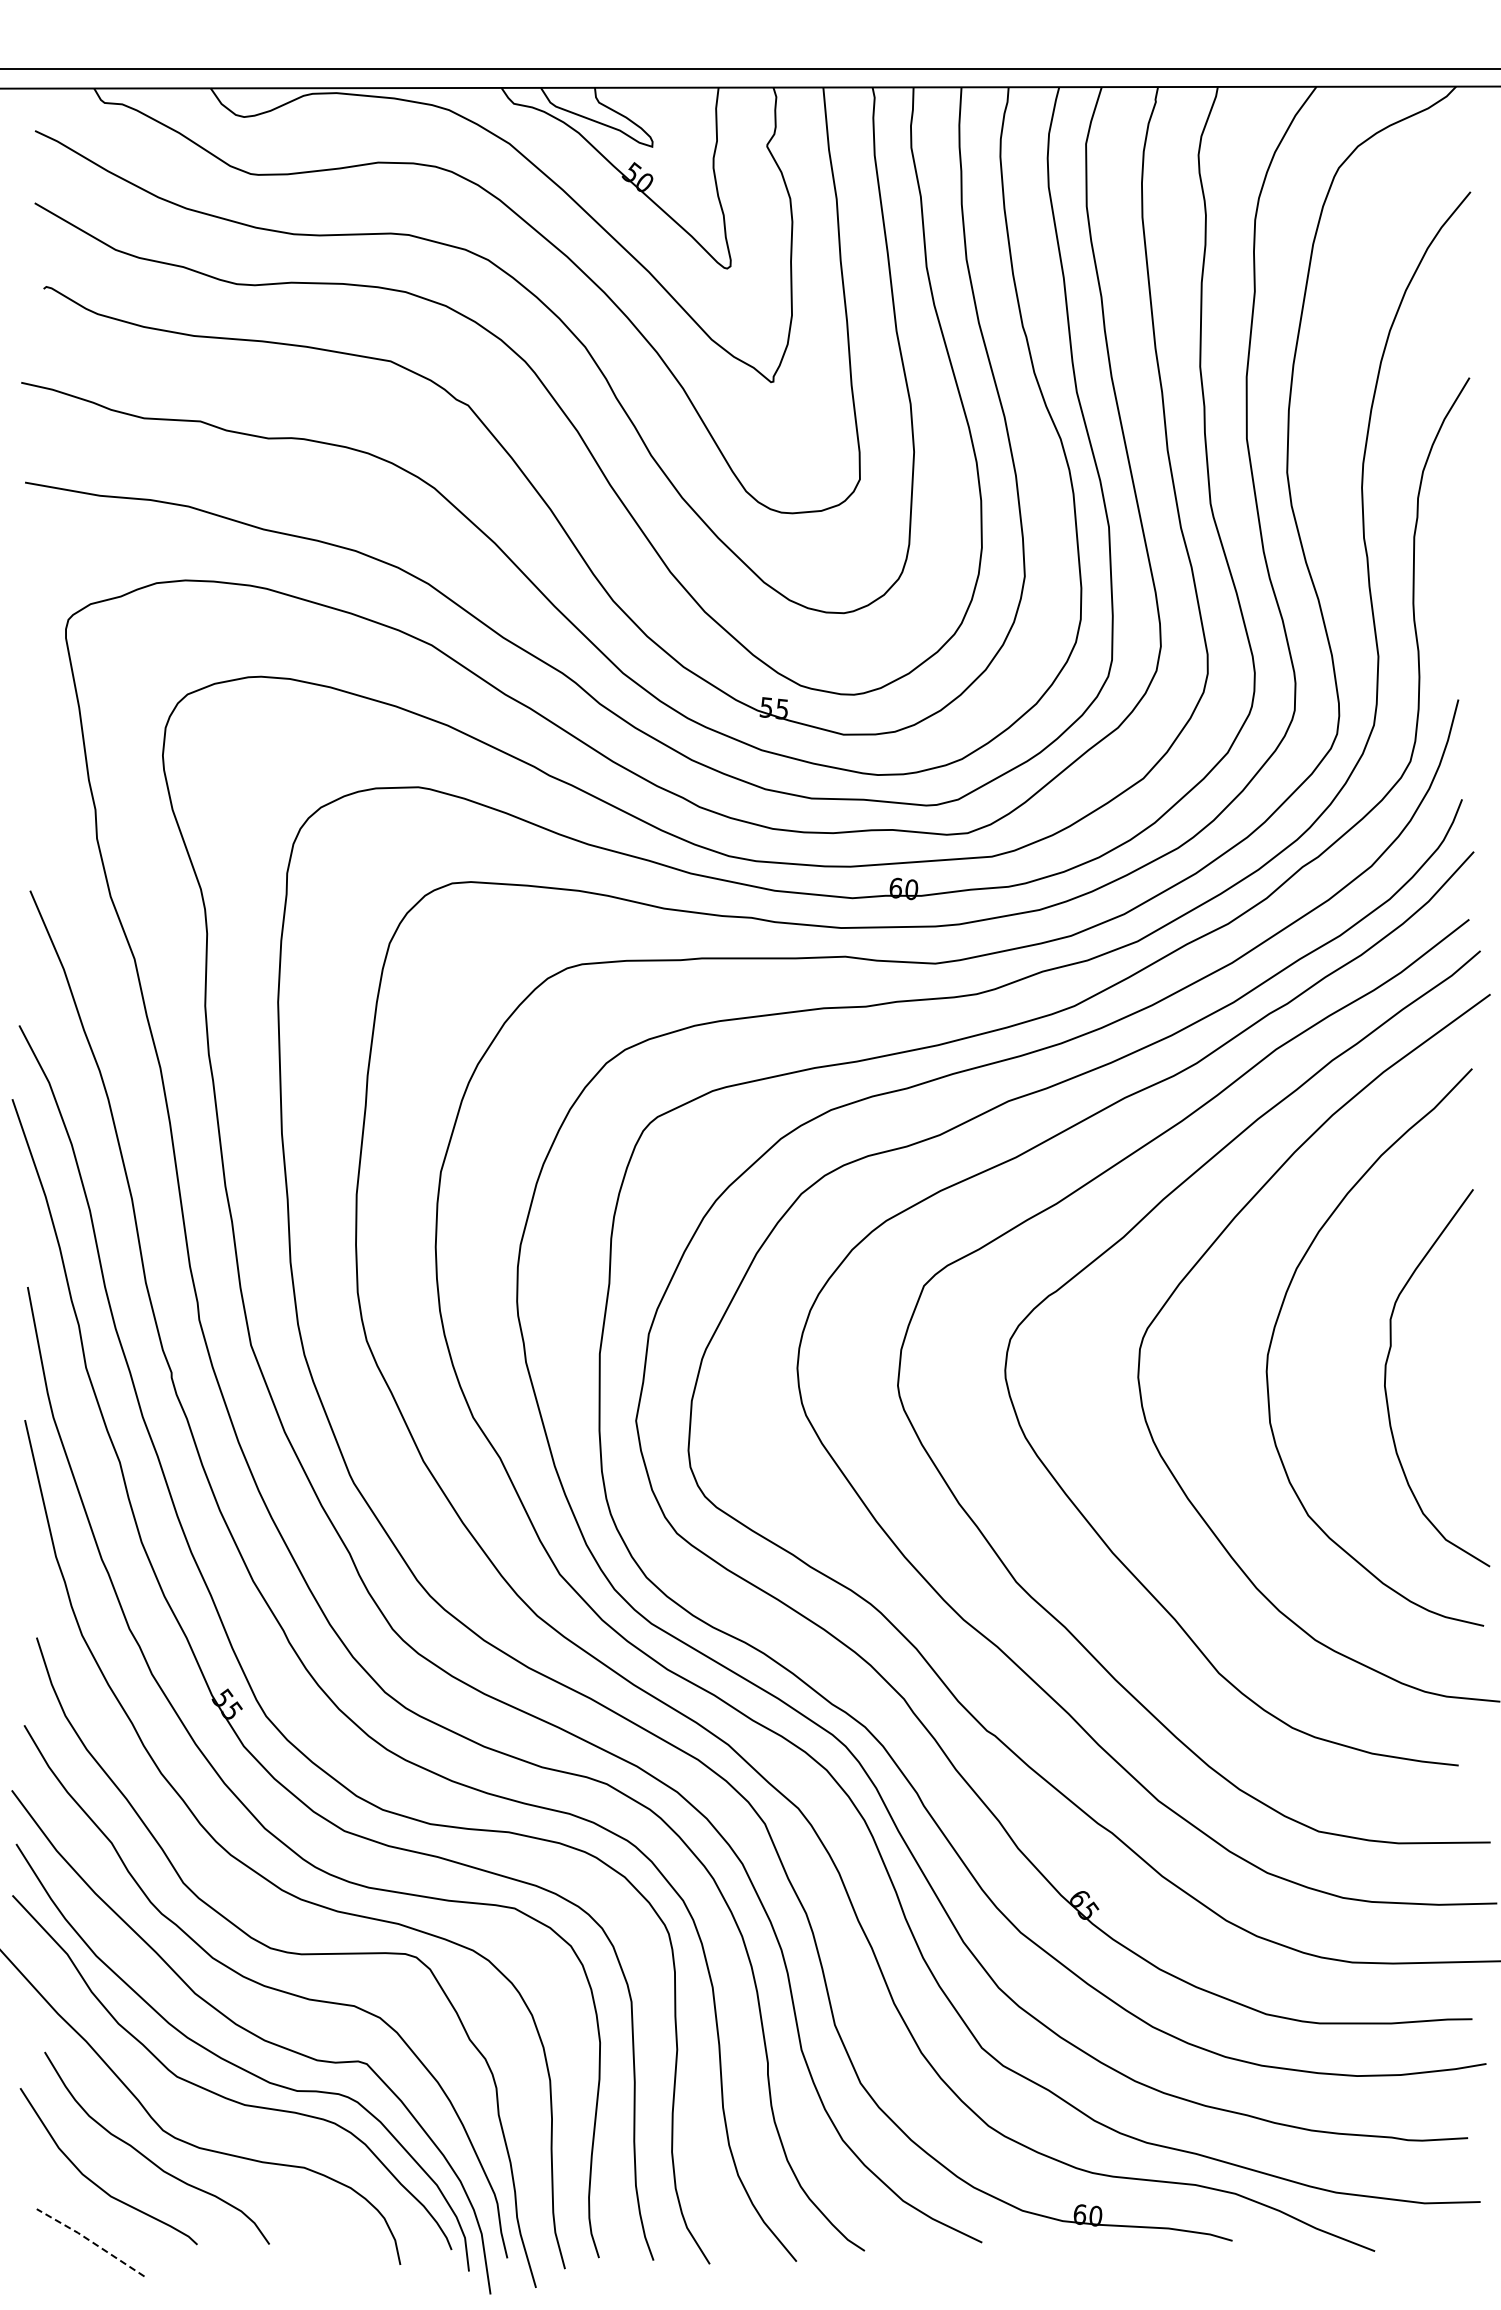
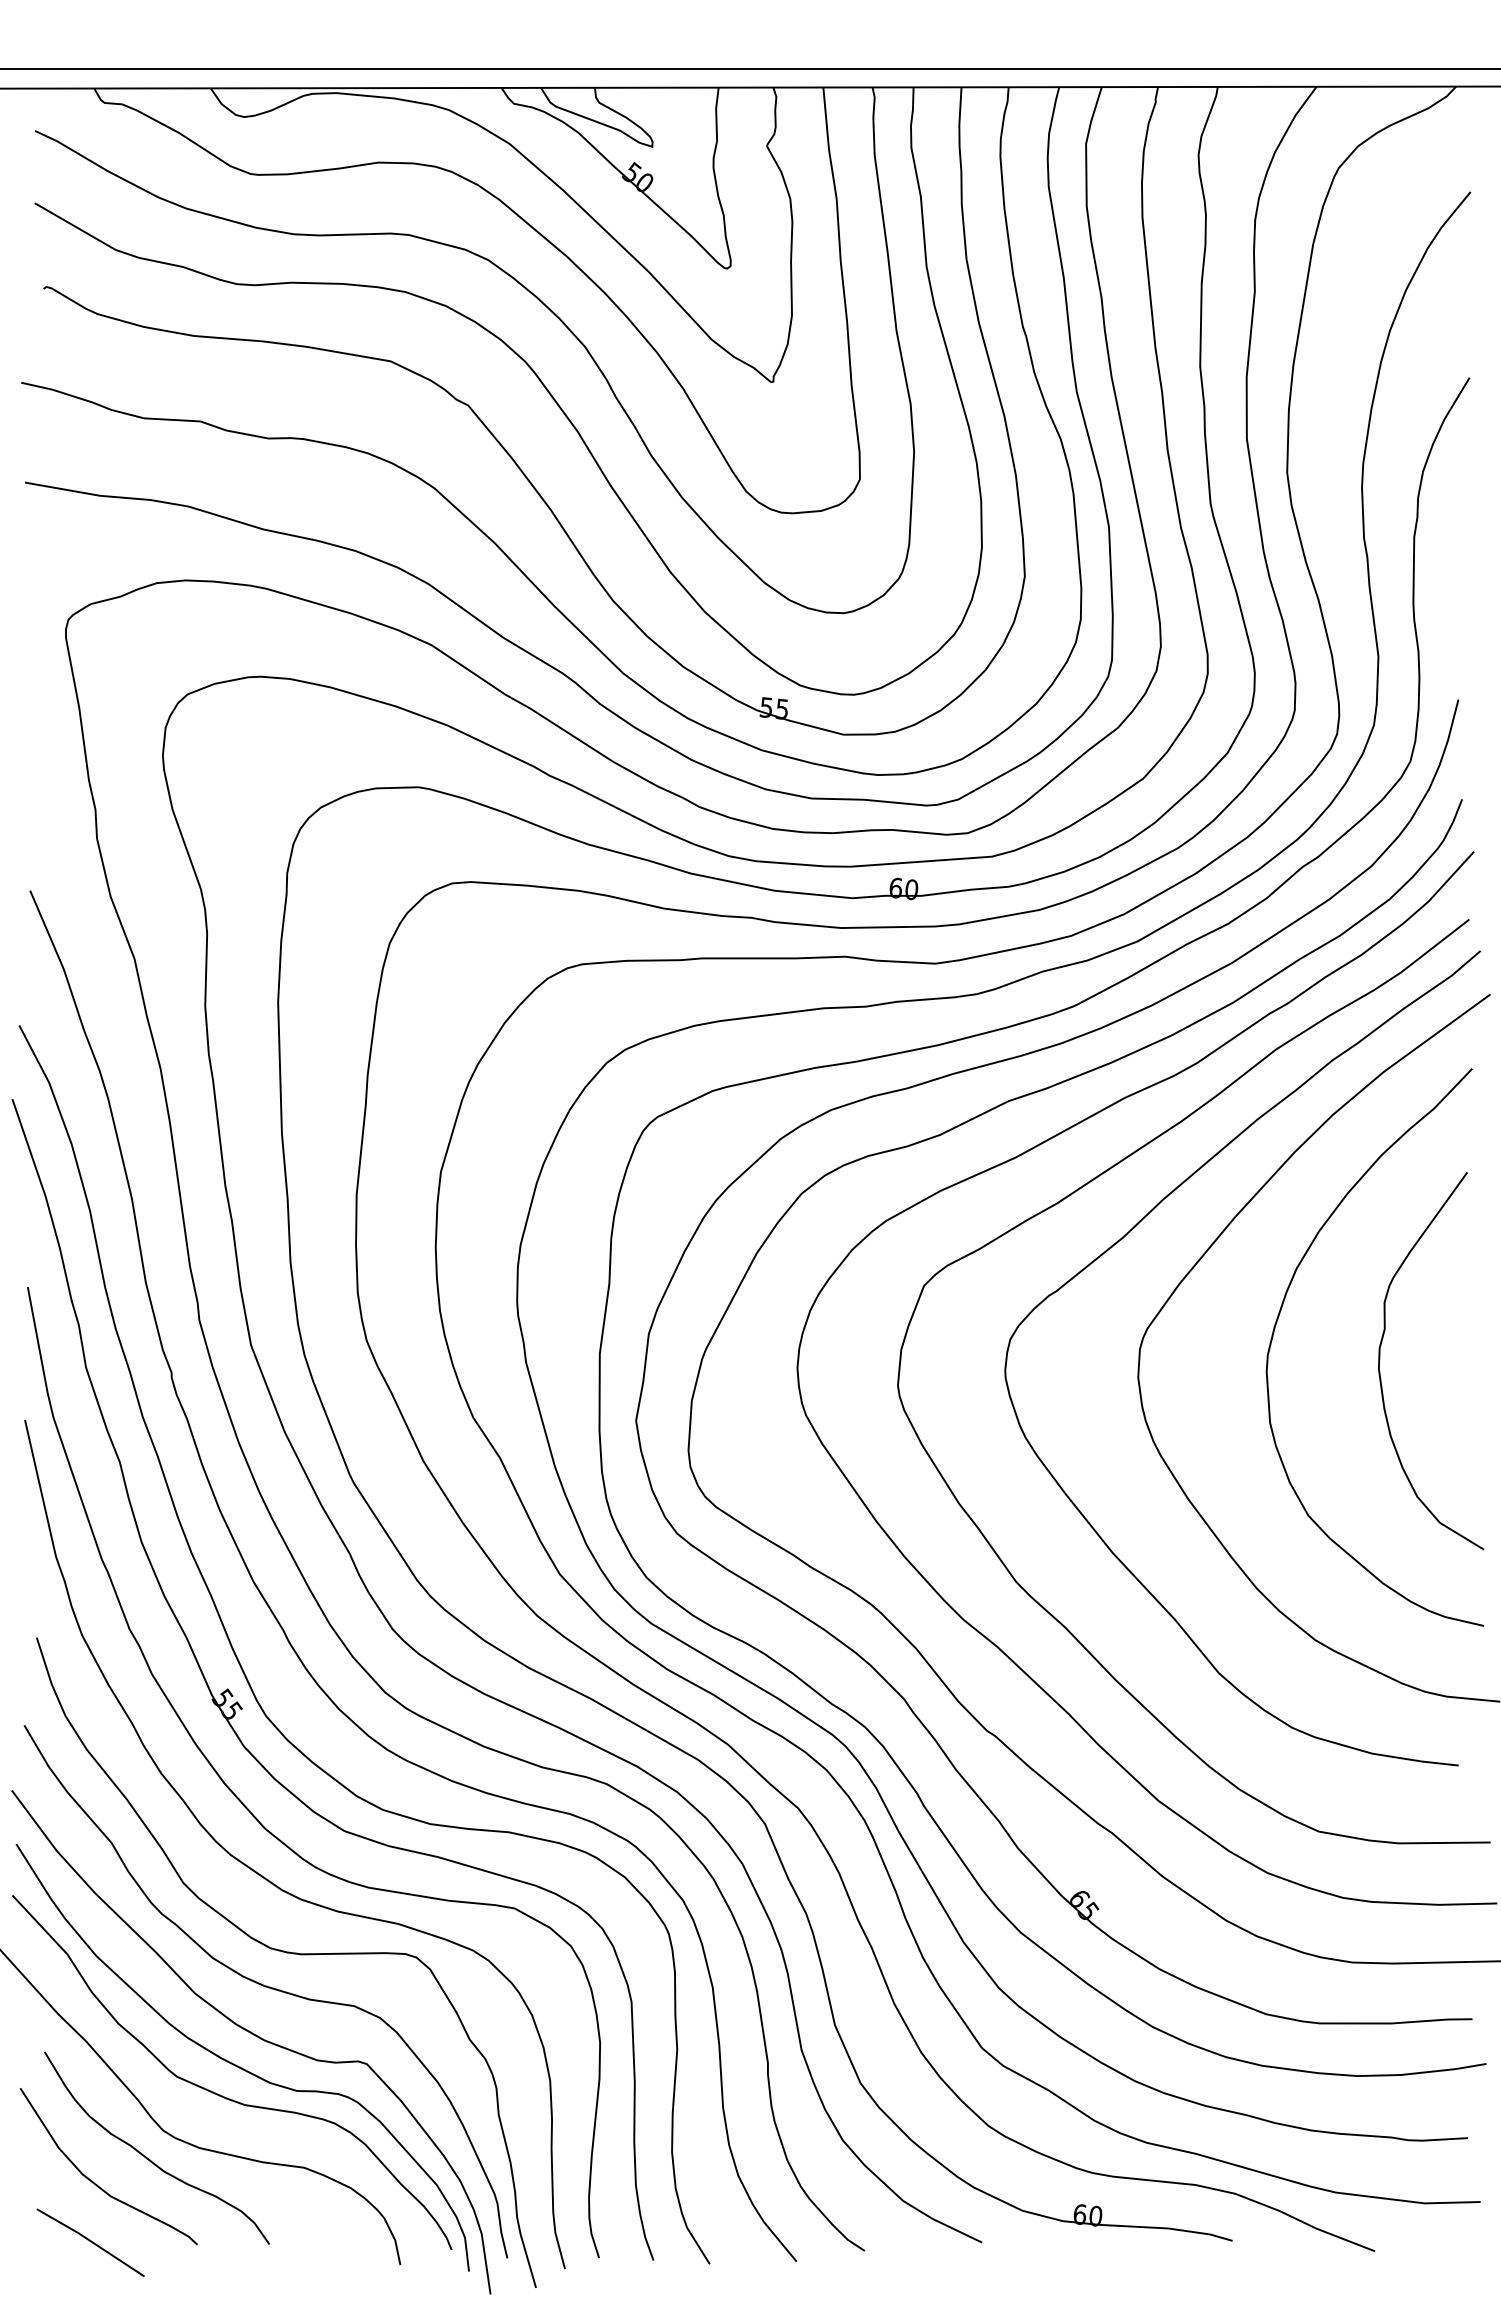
curve position: (1386, 1378) -> (1380, 1361) (1380, 1361)
line: dashed -> solid (90, 2241)
